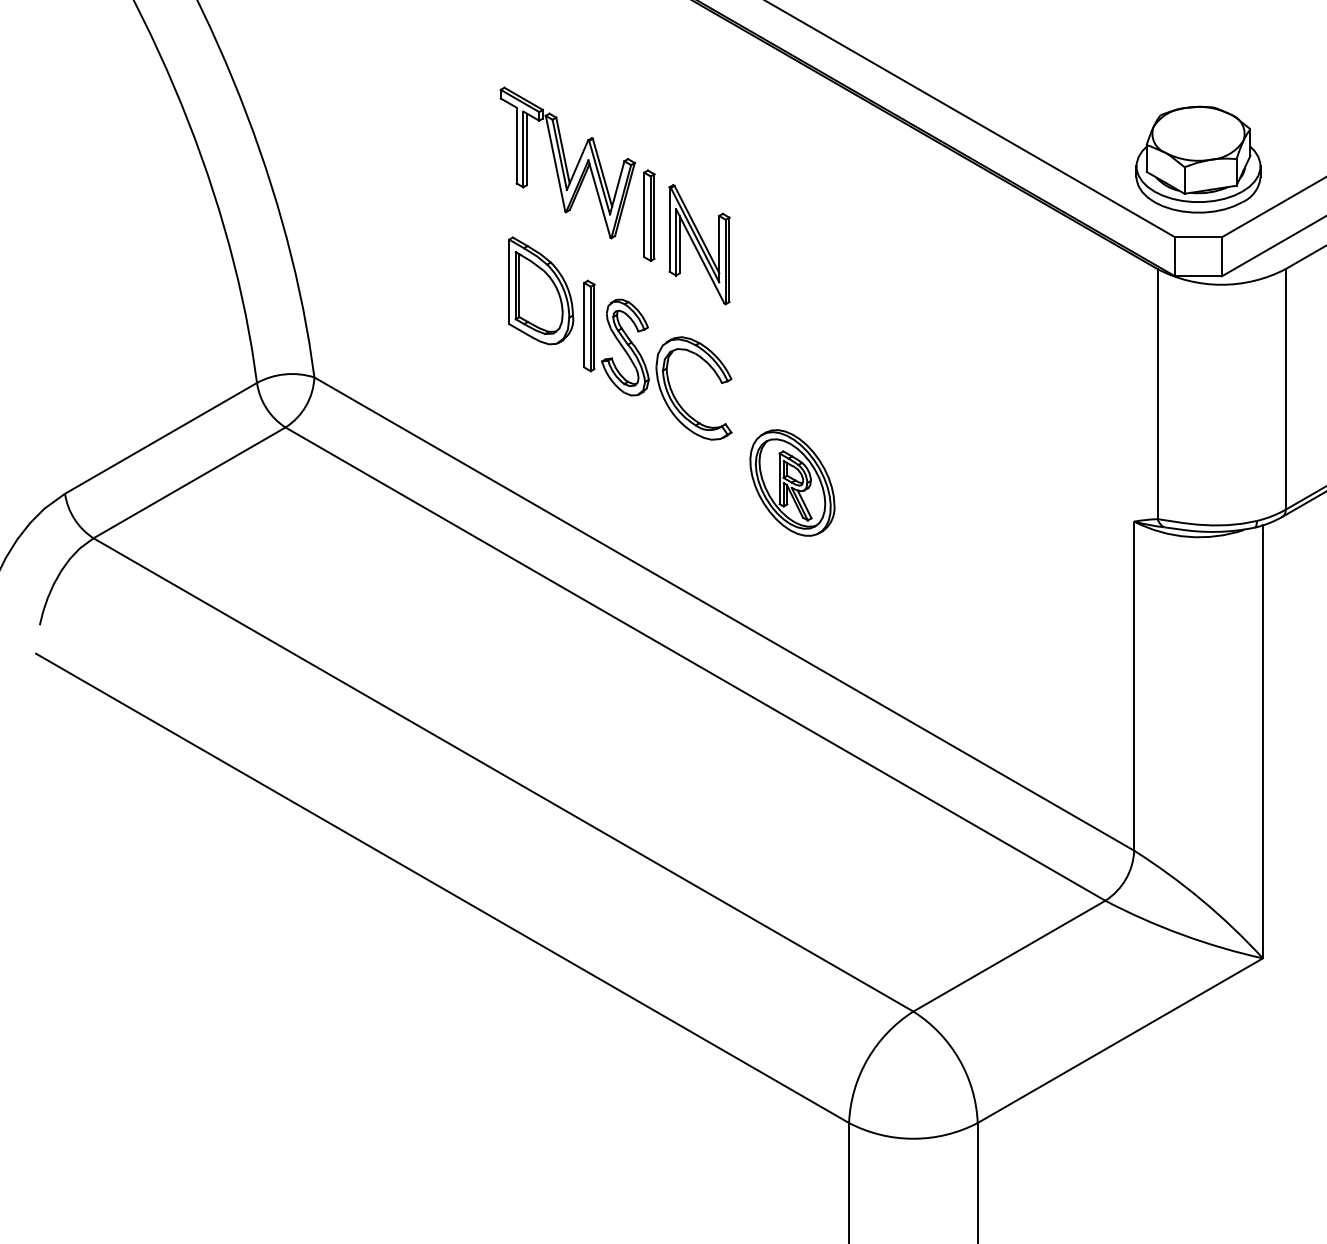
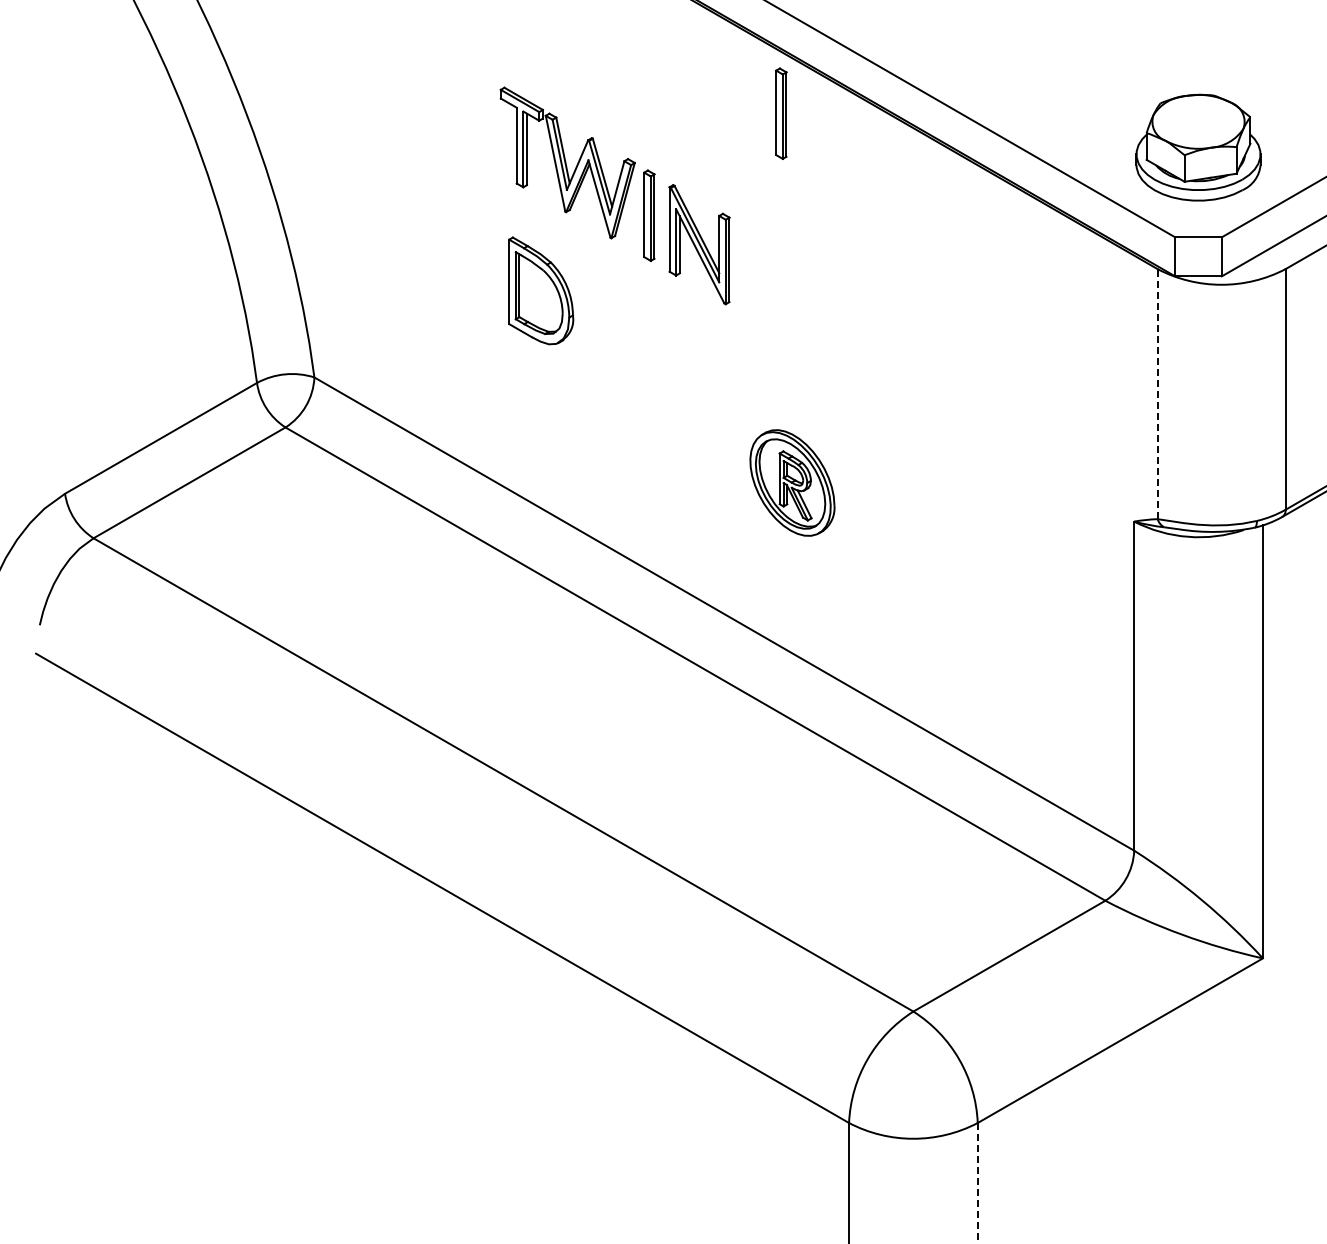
part: none -> present (781, 113)
part position: (1198, 159) -> (1198, 147) (1198, 147)
part: present -> none (657, 359)
line: solid -> dashed (1157, 393)
line: solid -> dashed (977, 1184)
